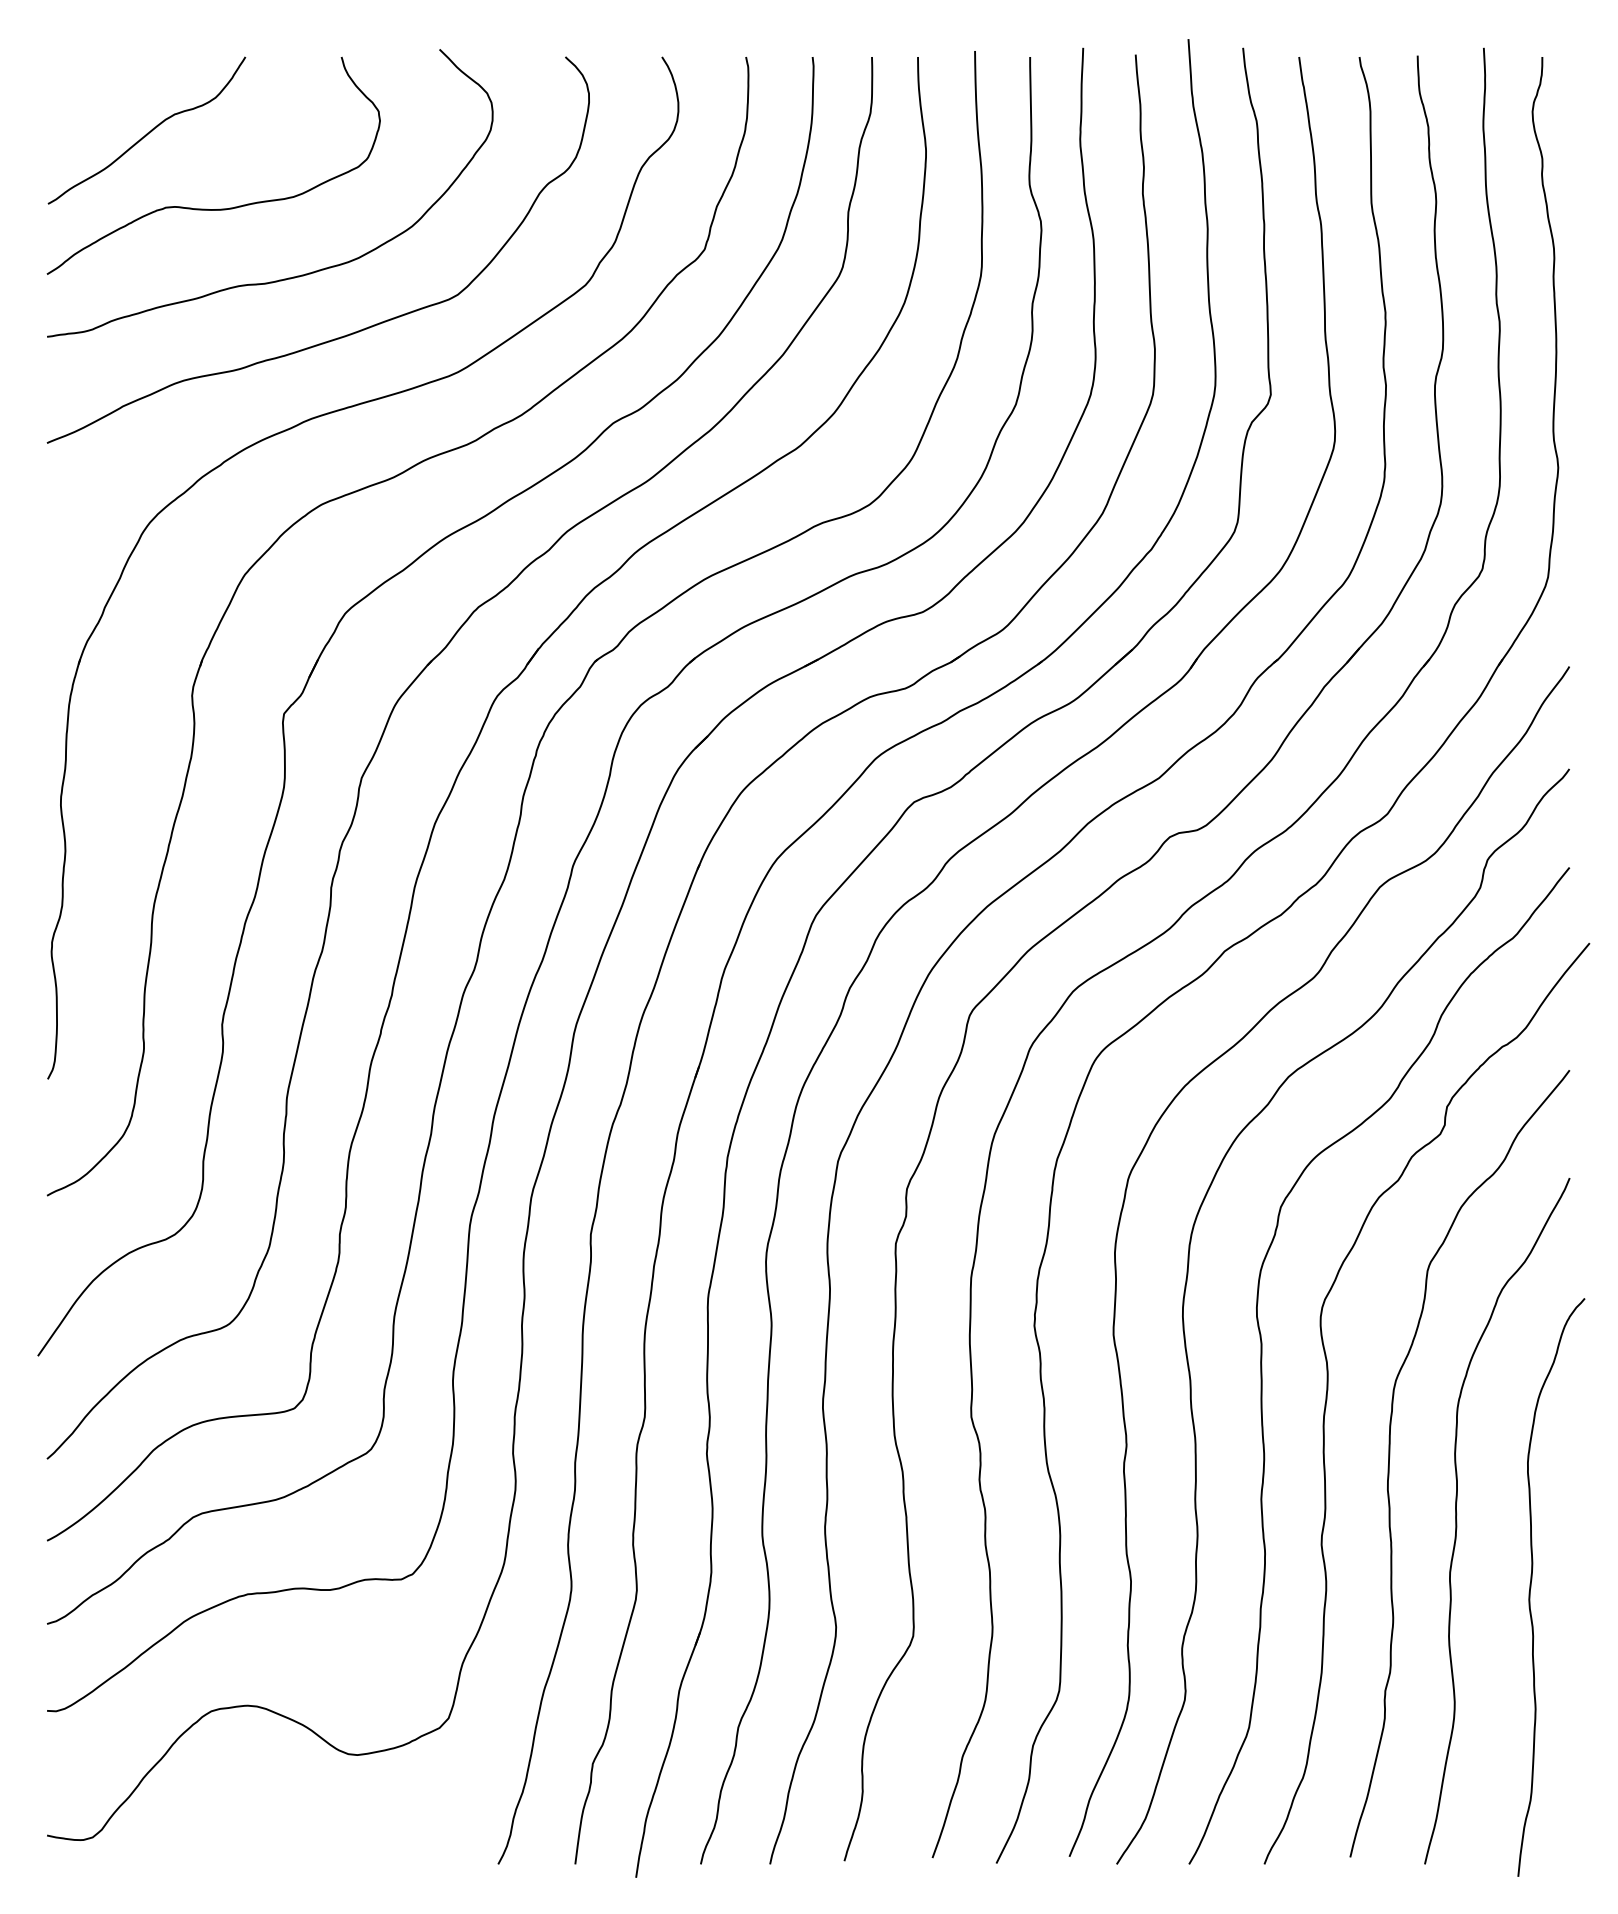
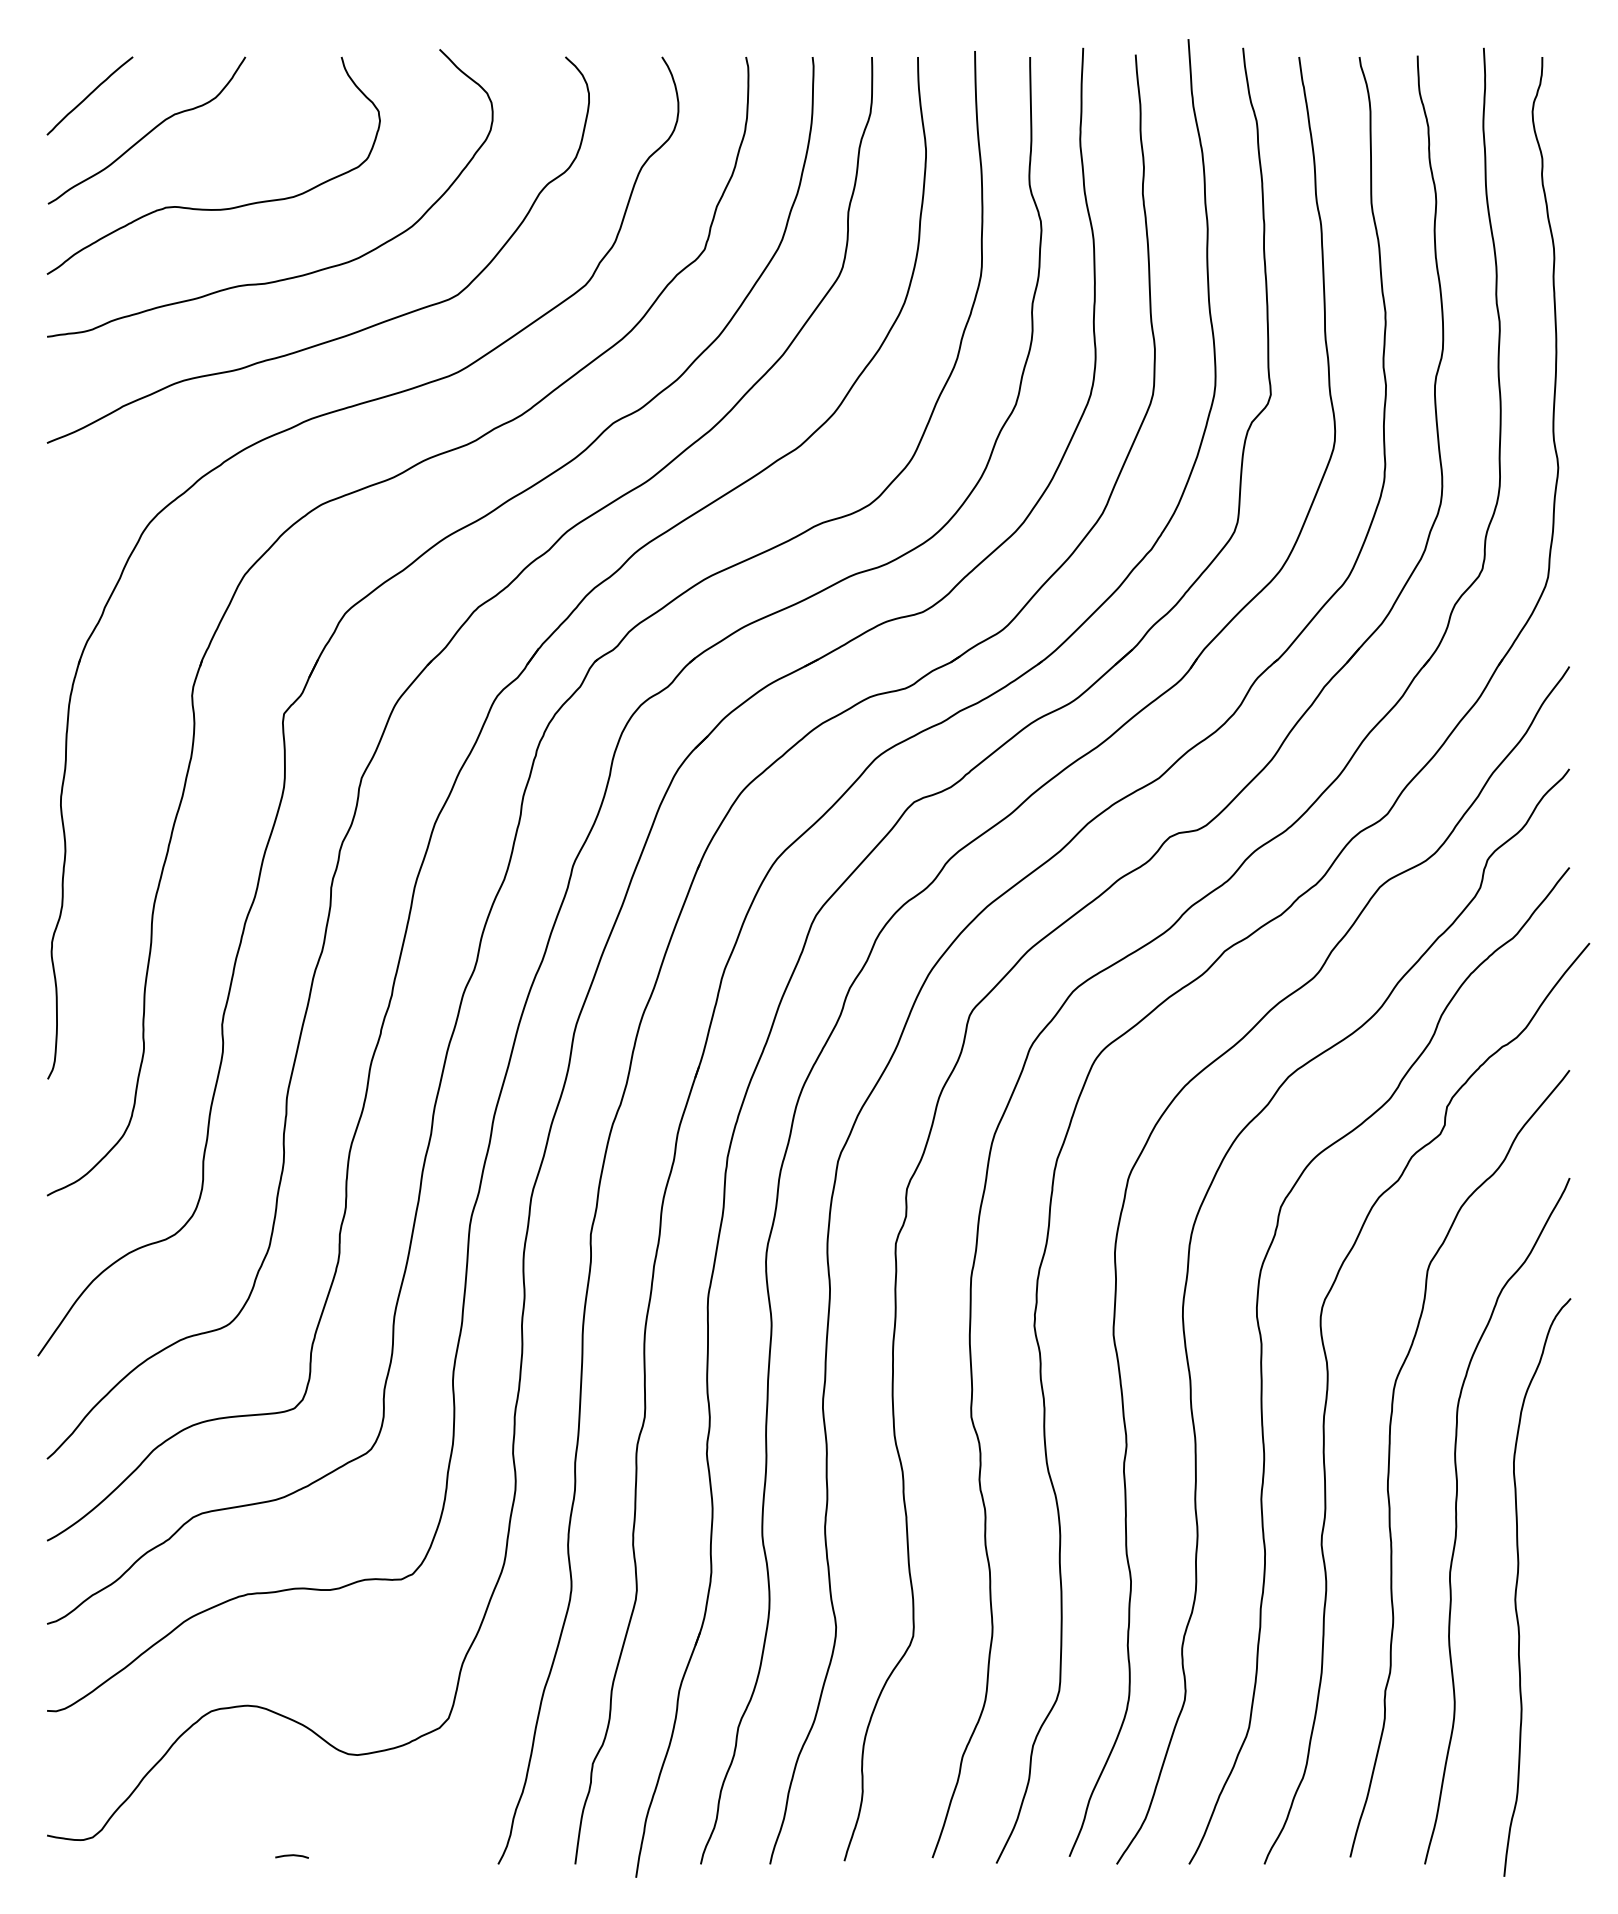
curve: none -> present (89, 95)
curve position: (1531, 1587) -> (1517, 1587) (1517, 1587)
line: none -> present (291, 1856)
